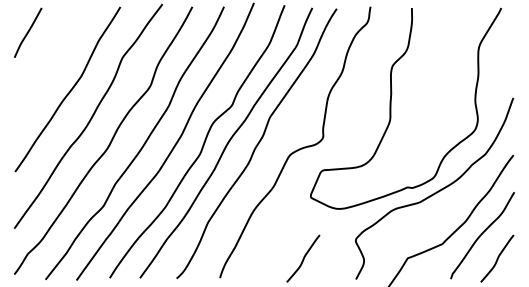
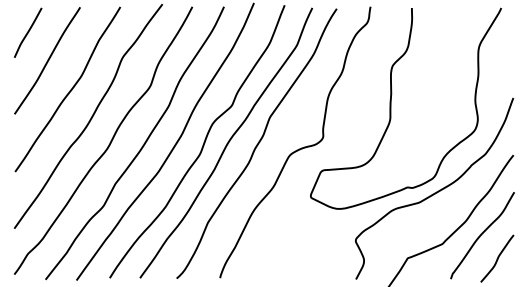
curve: none -> present (47, 60)
curve: present -> none (303, 258)
